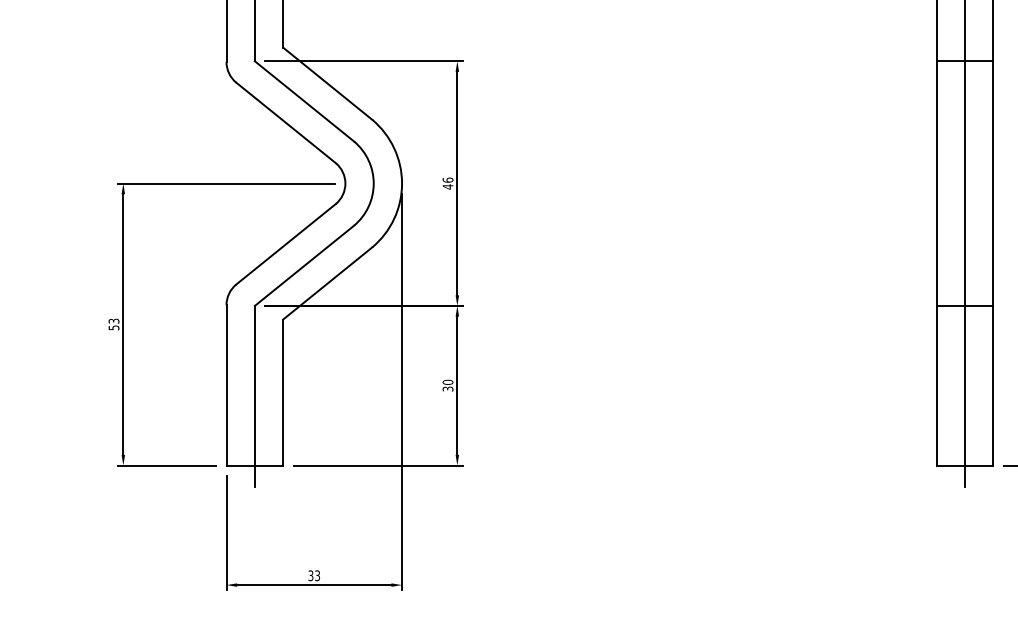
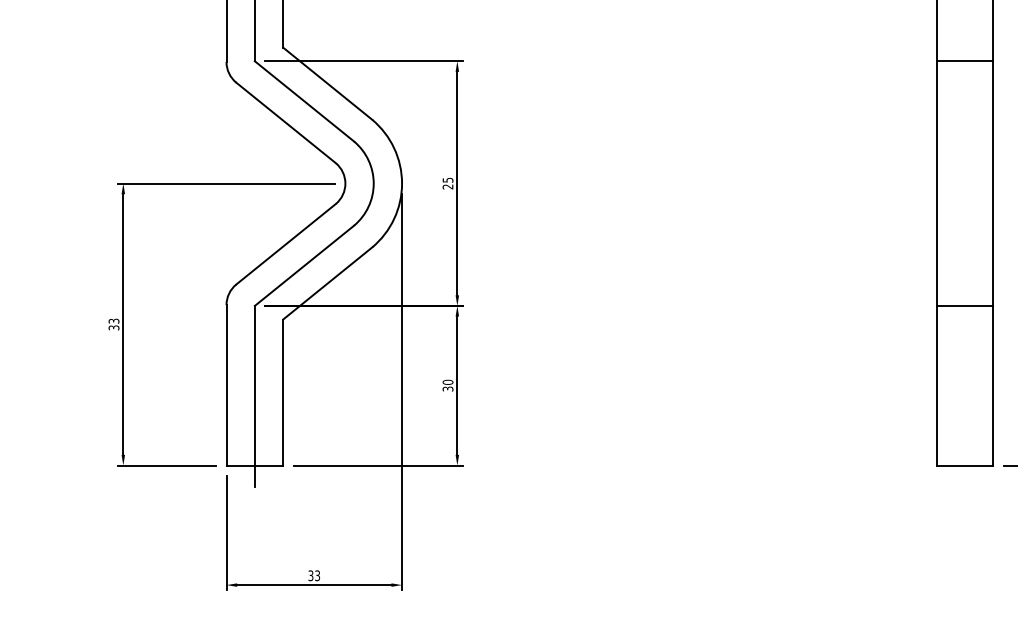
text: 46 -> 25 (447, 183)
line: present -> none (964, 244)
text: 53 -> 33 (112, 327)
